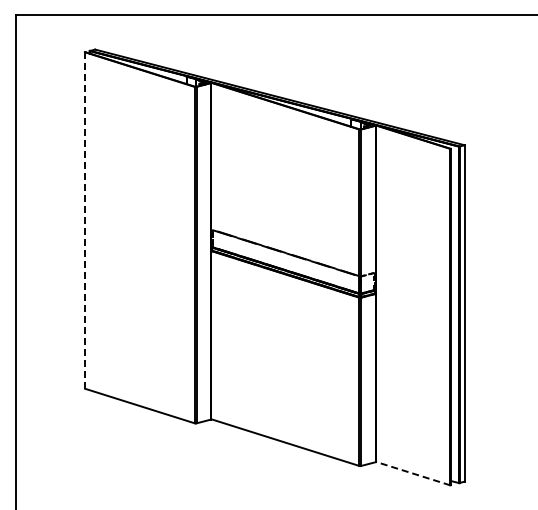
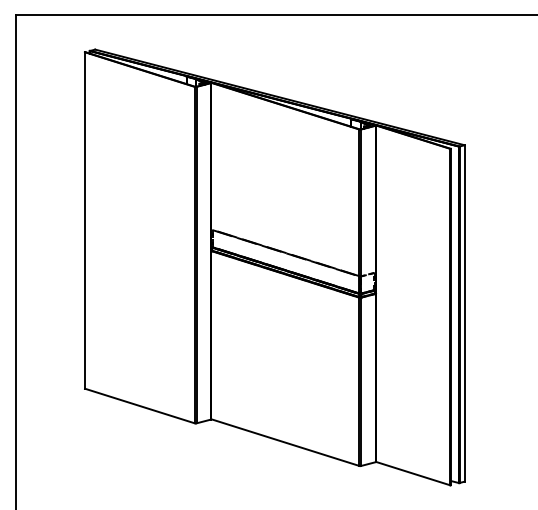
line: dashed -> solid (85, 221)
line: dashed -> solid (412, 473)
